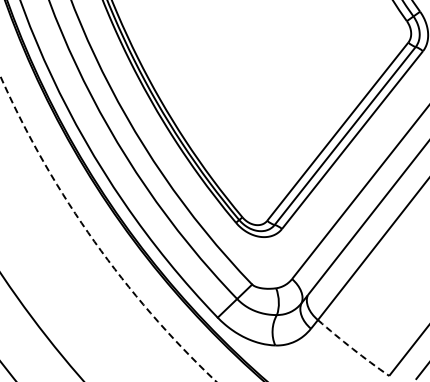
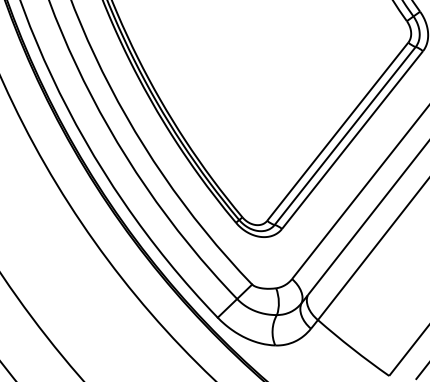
circle: dashed -> solid (108, 228)
arc: dashed -> solid (352, 348)
